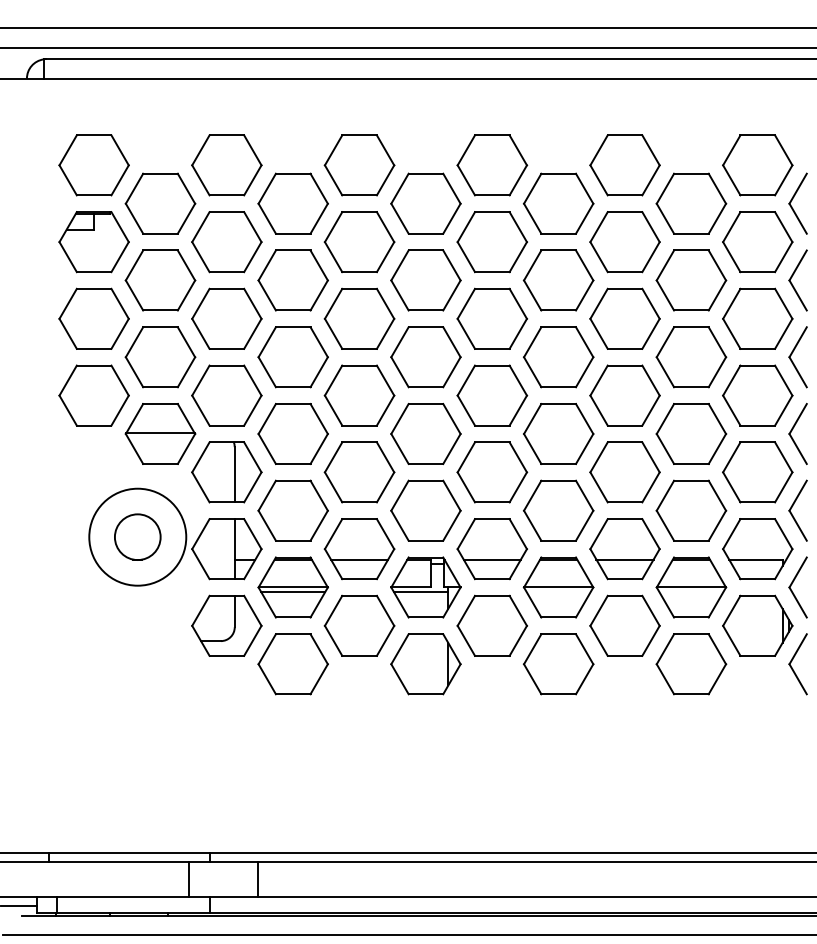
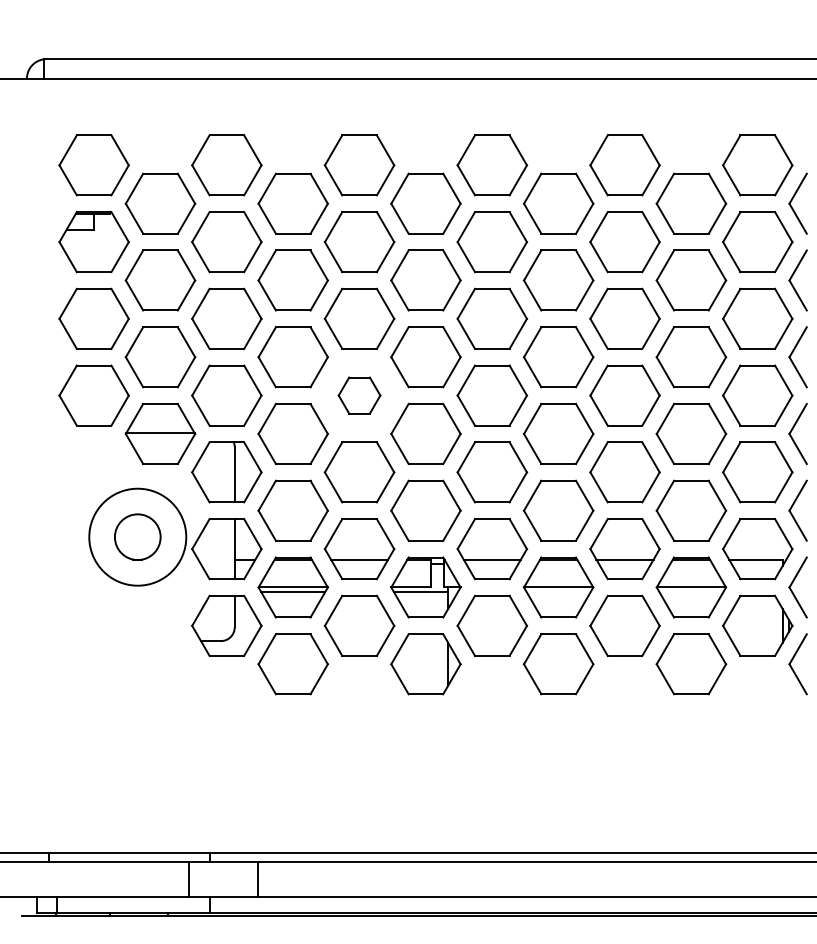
line: present -> none (407, 28)
line: present -> none (407, 47)
part size: 73x63 px -> 45x39 px (359, 395)
line: present -> none (19, 906)
line: present -> none (407, 935)
